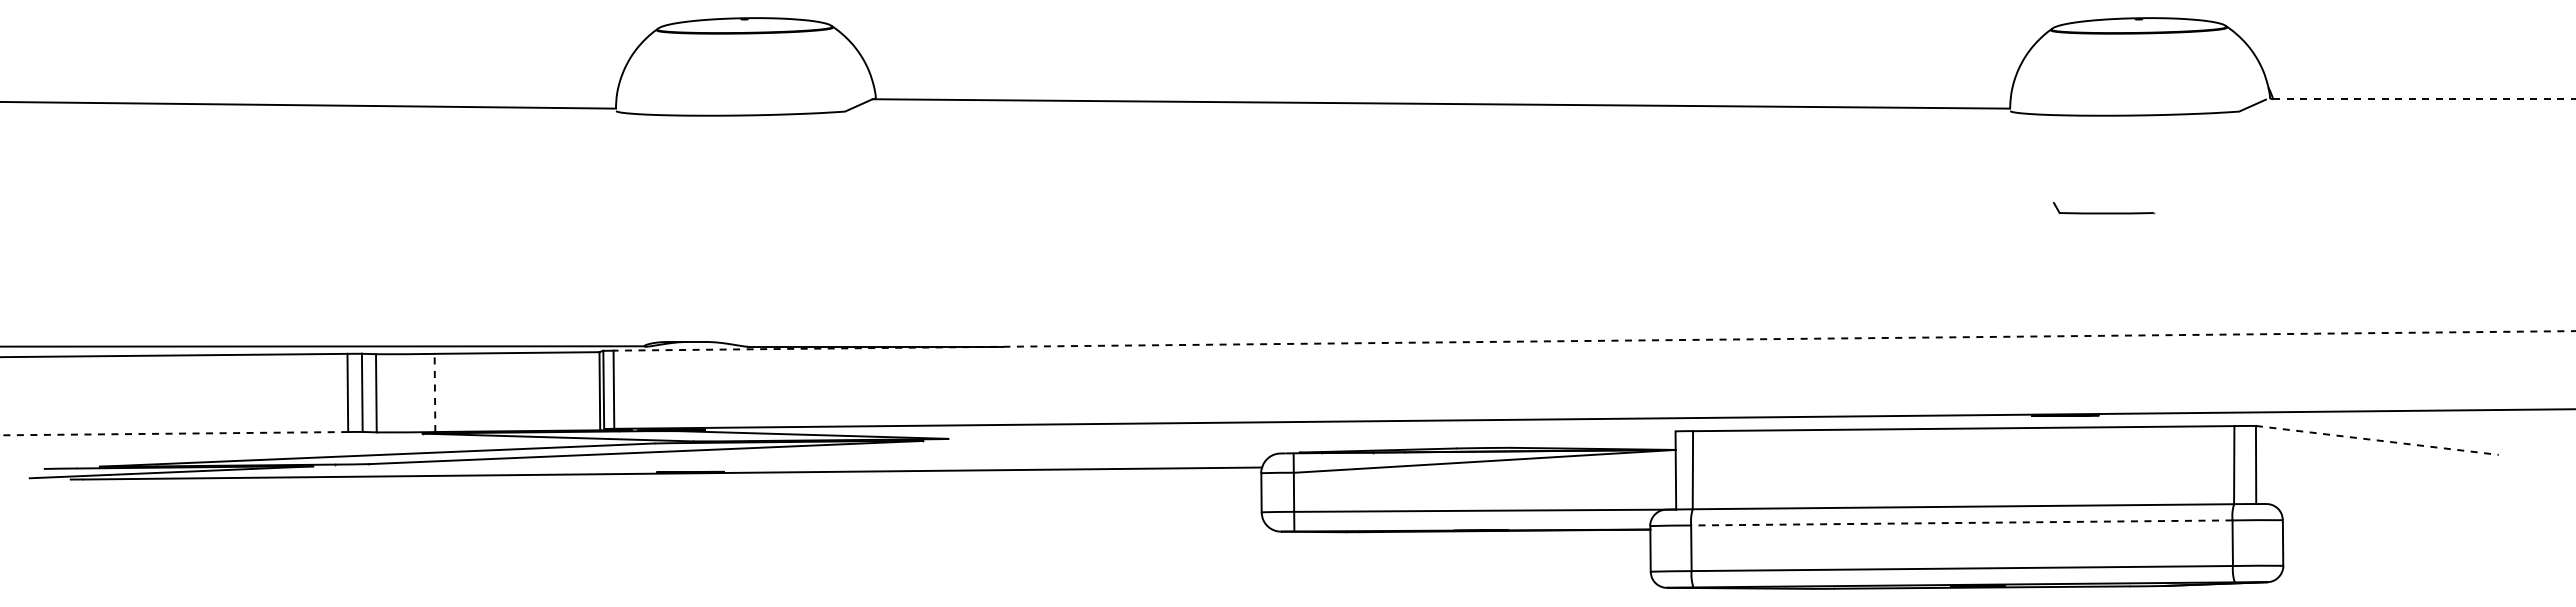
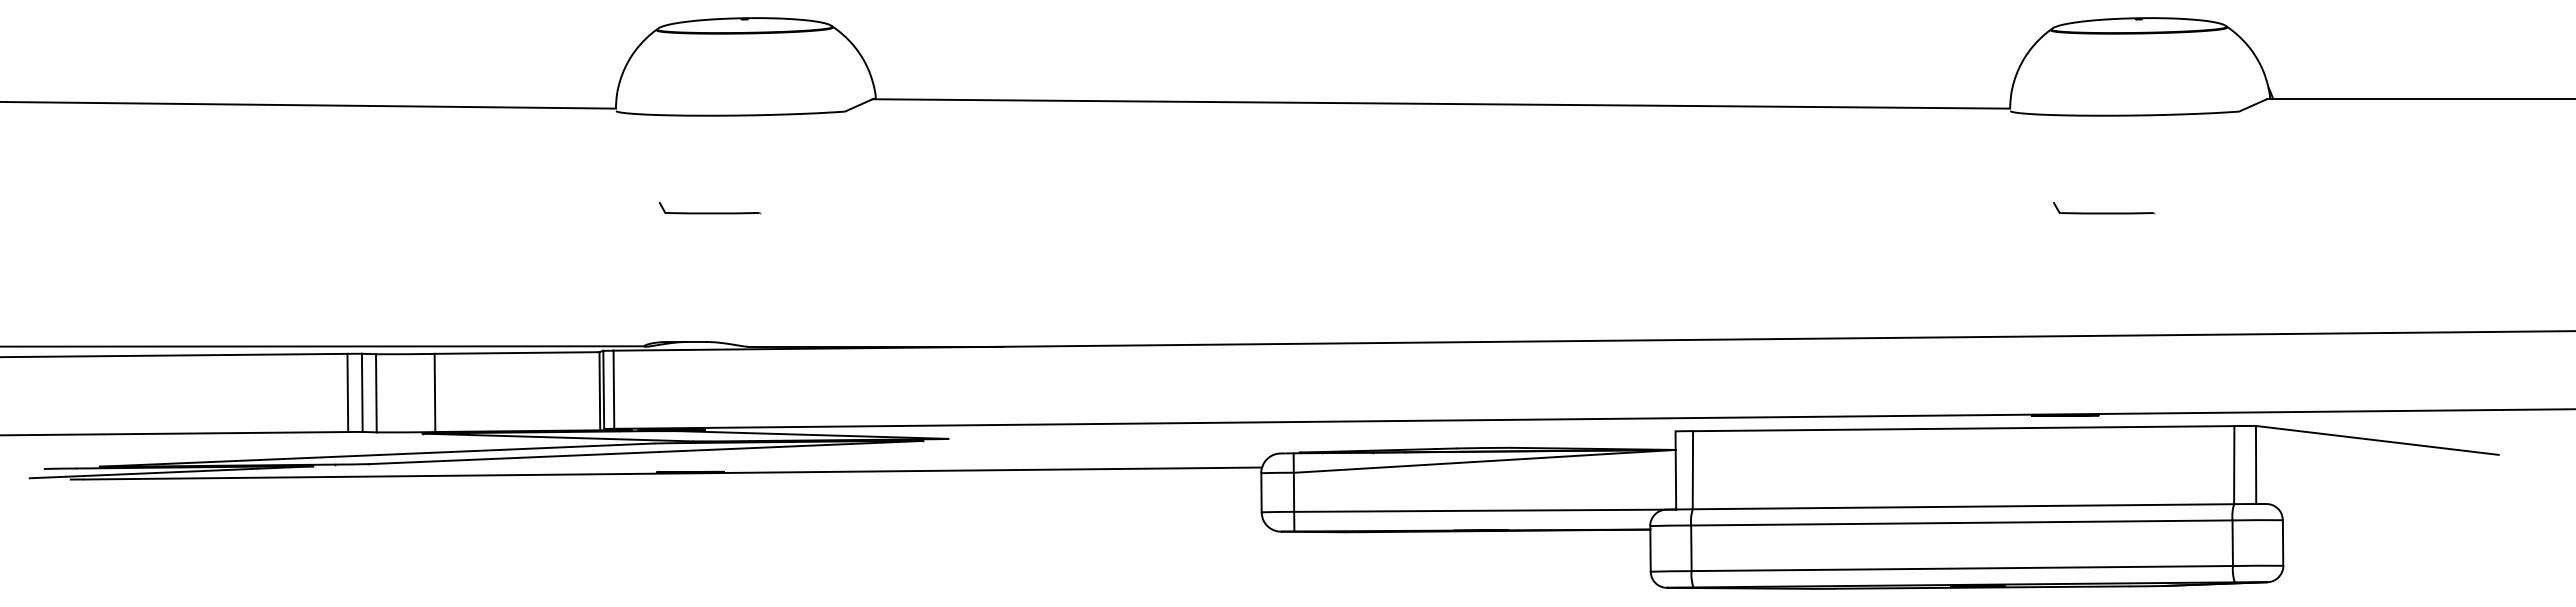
line: dashed -> solid (2420, 99)
part: none -> present (709, 208)
line: dashed -> solid (1594, 340)
line: dashed -> solid (434, 392)
line: dashed -> solid (174, 433)
line: dashed -> solid (2377, 440)
line: dashed -> solid (1961, 522)
